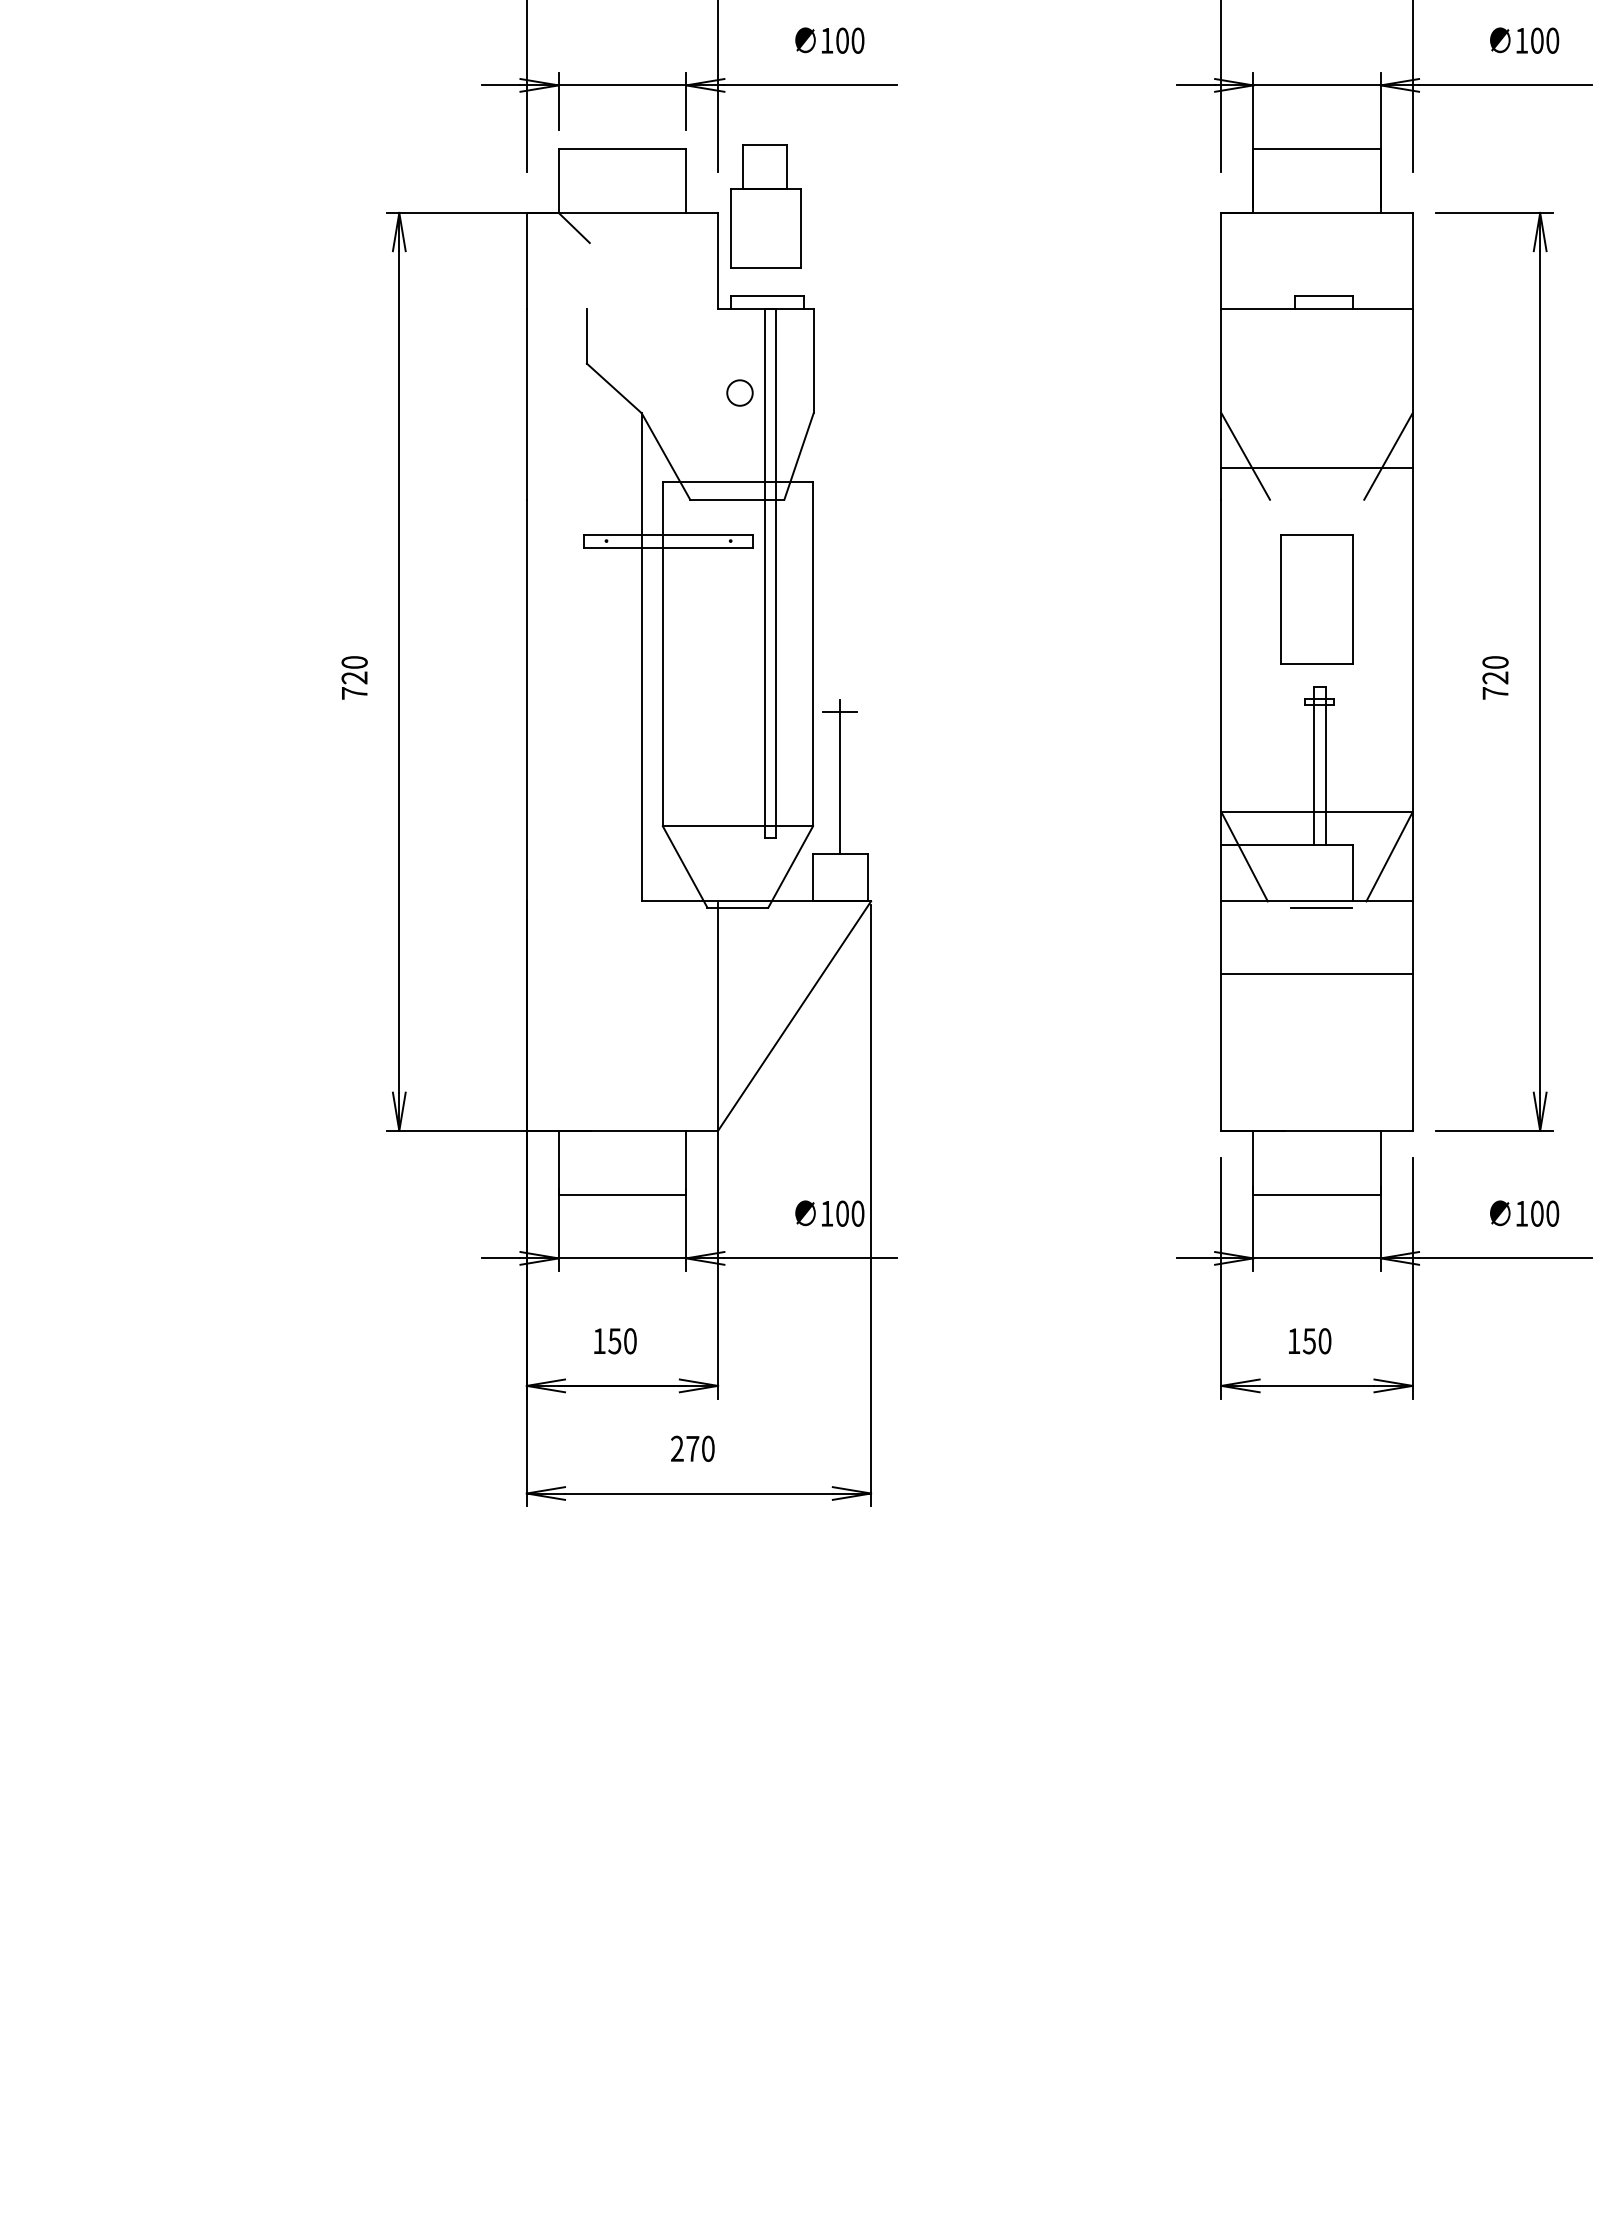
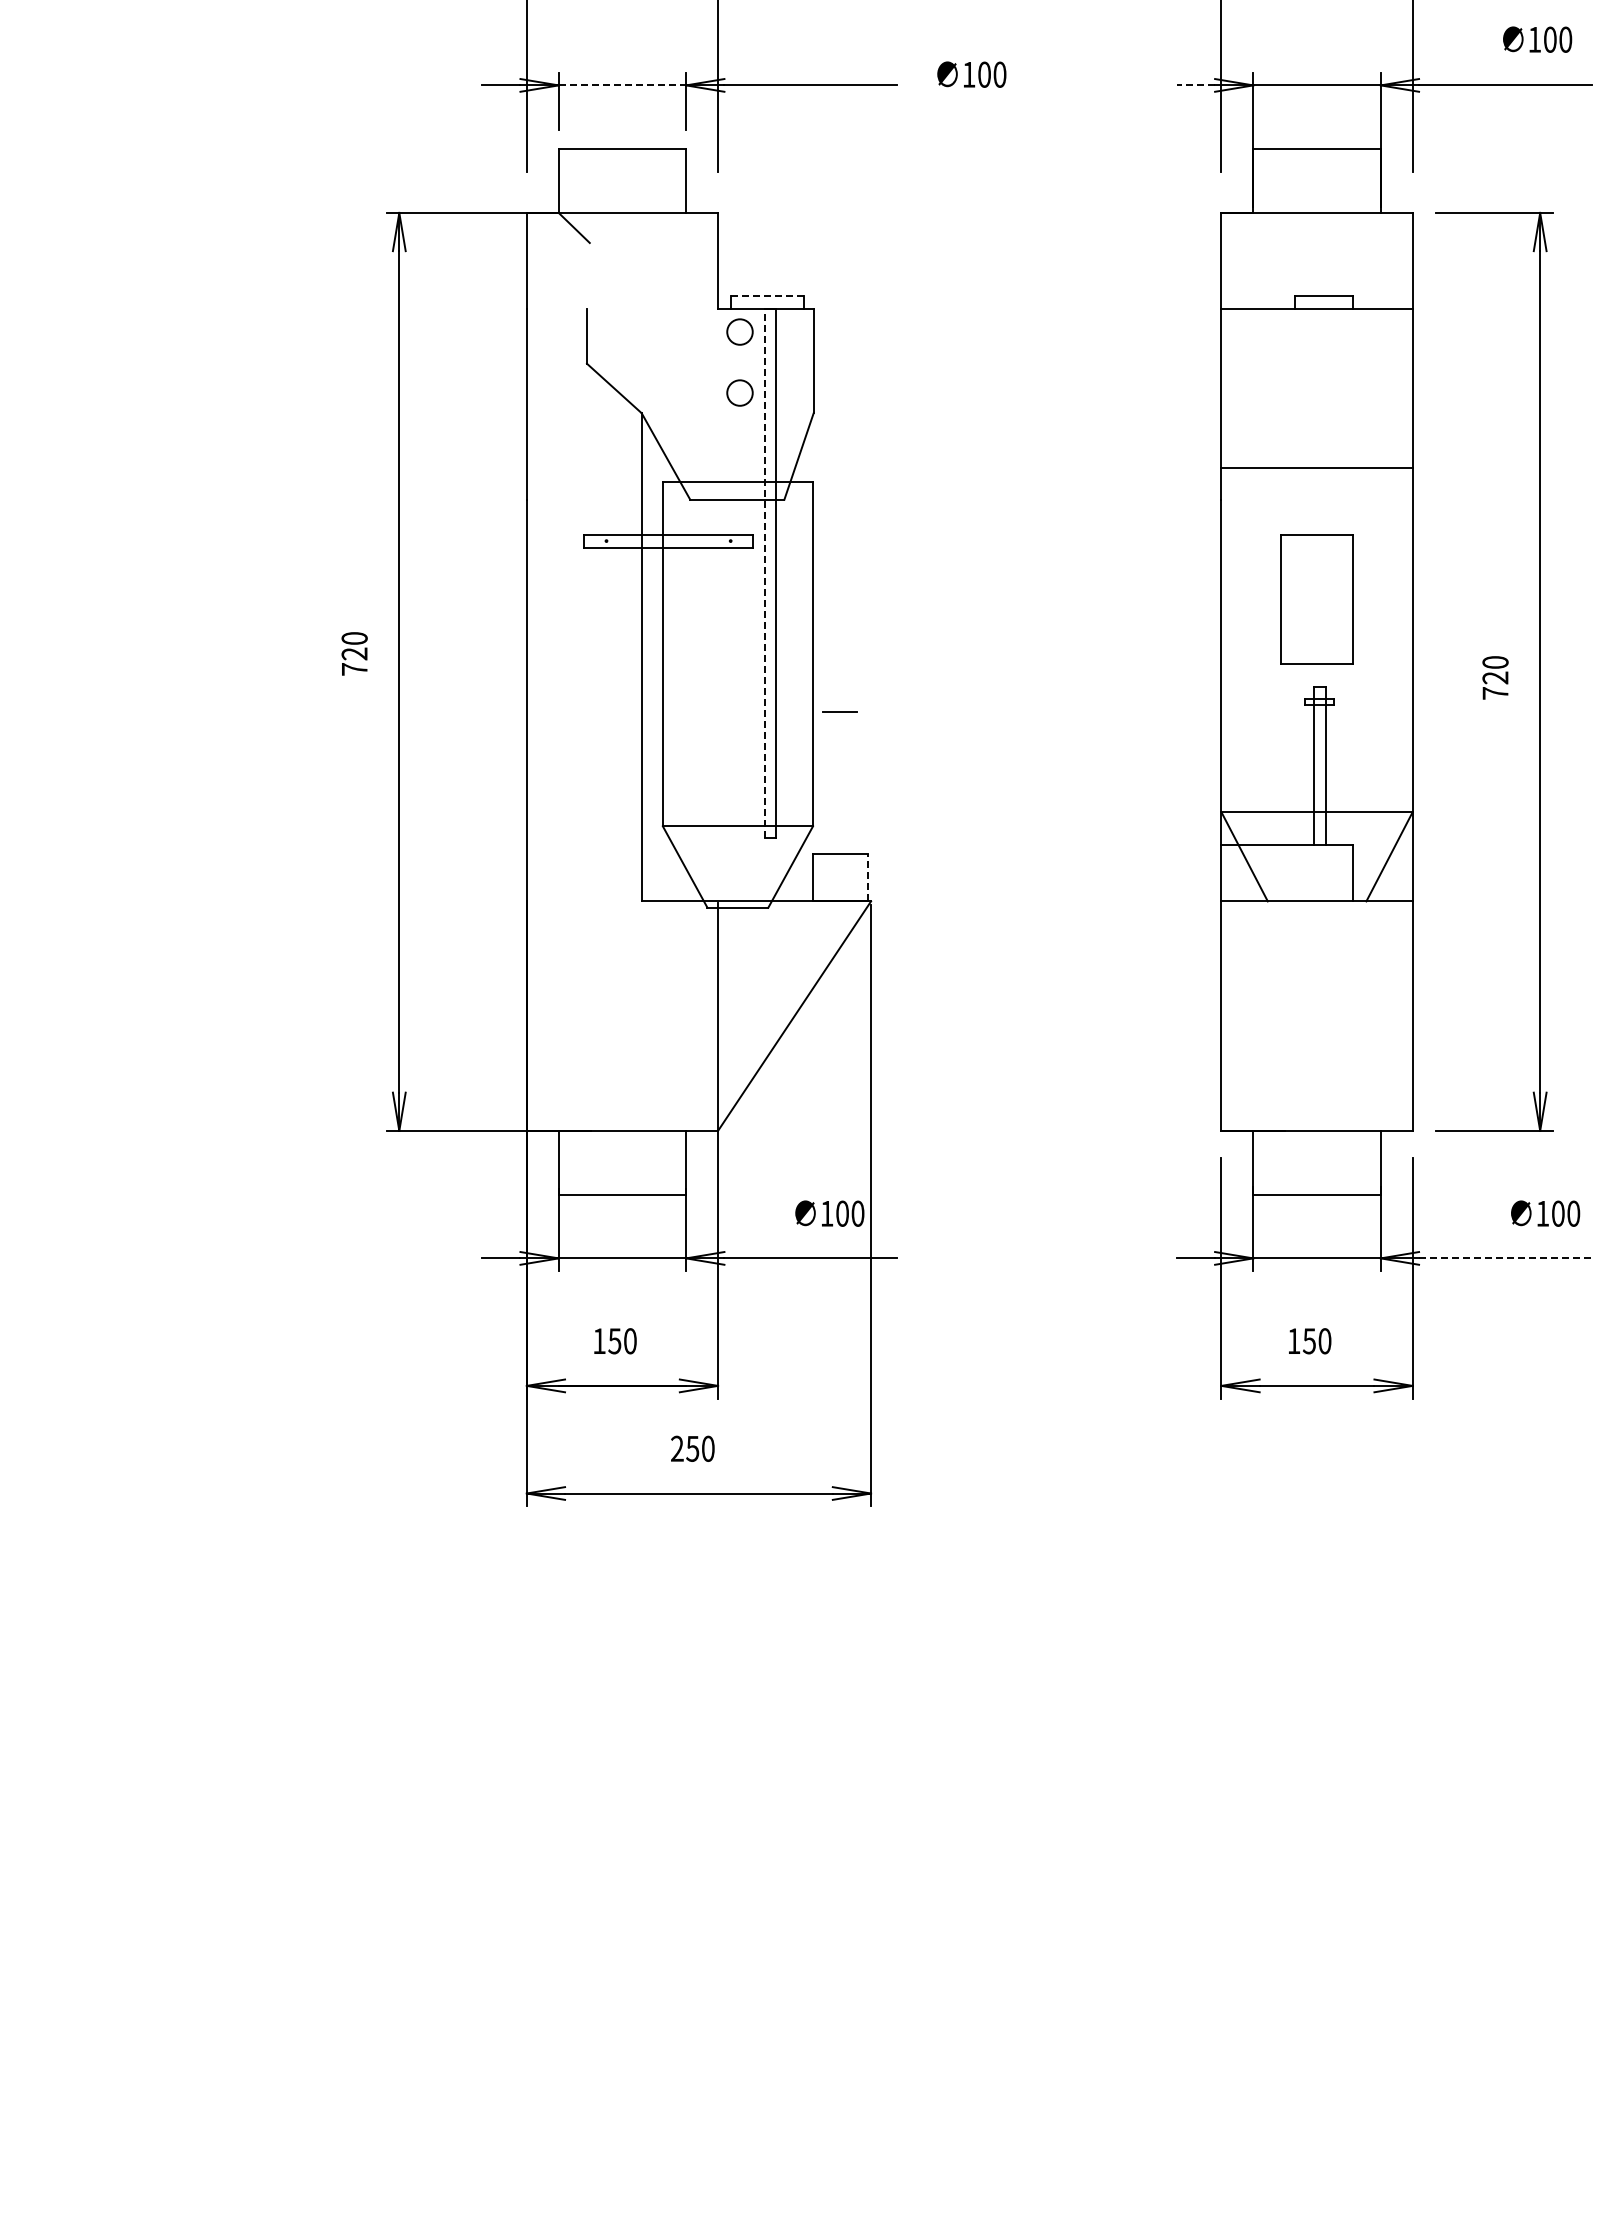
text position: (829, 40) -> (971, 74) (971, 74)
text position: (1524, 40) -> (1537, 39) (1537, 39)
line: solid -> dashed (622, 85)
line: solid -> dashed (1195, 85)
part: present -> none (765, 206)
line: solid -> dashed (767, 295)
circle: none -> present (739, 331)
line: present -> none (1245, 456)
line: present -> none (1388, 456)
line: solid -> dashed (765, 573)
text position: (354, 677) -> (354, 653) (354, 653)
line: present -> none (840, 777)
line: solid -> dashed (867, 877)
line: present -> none (1321, 907)
line: present -> none (1316, 973)
text position: (1524, 1213) -> (1545, 1213) (1545, 1213)
line: solid -> dashed (1505, 1258)
text: 270 -> 250 (692, 1448)
